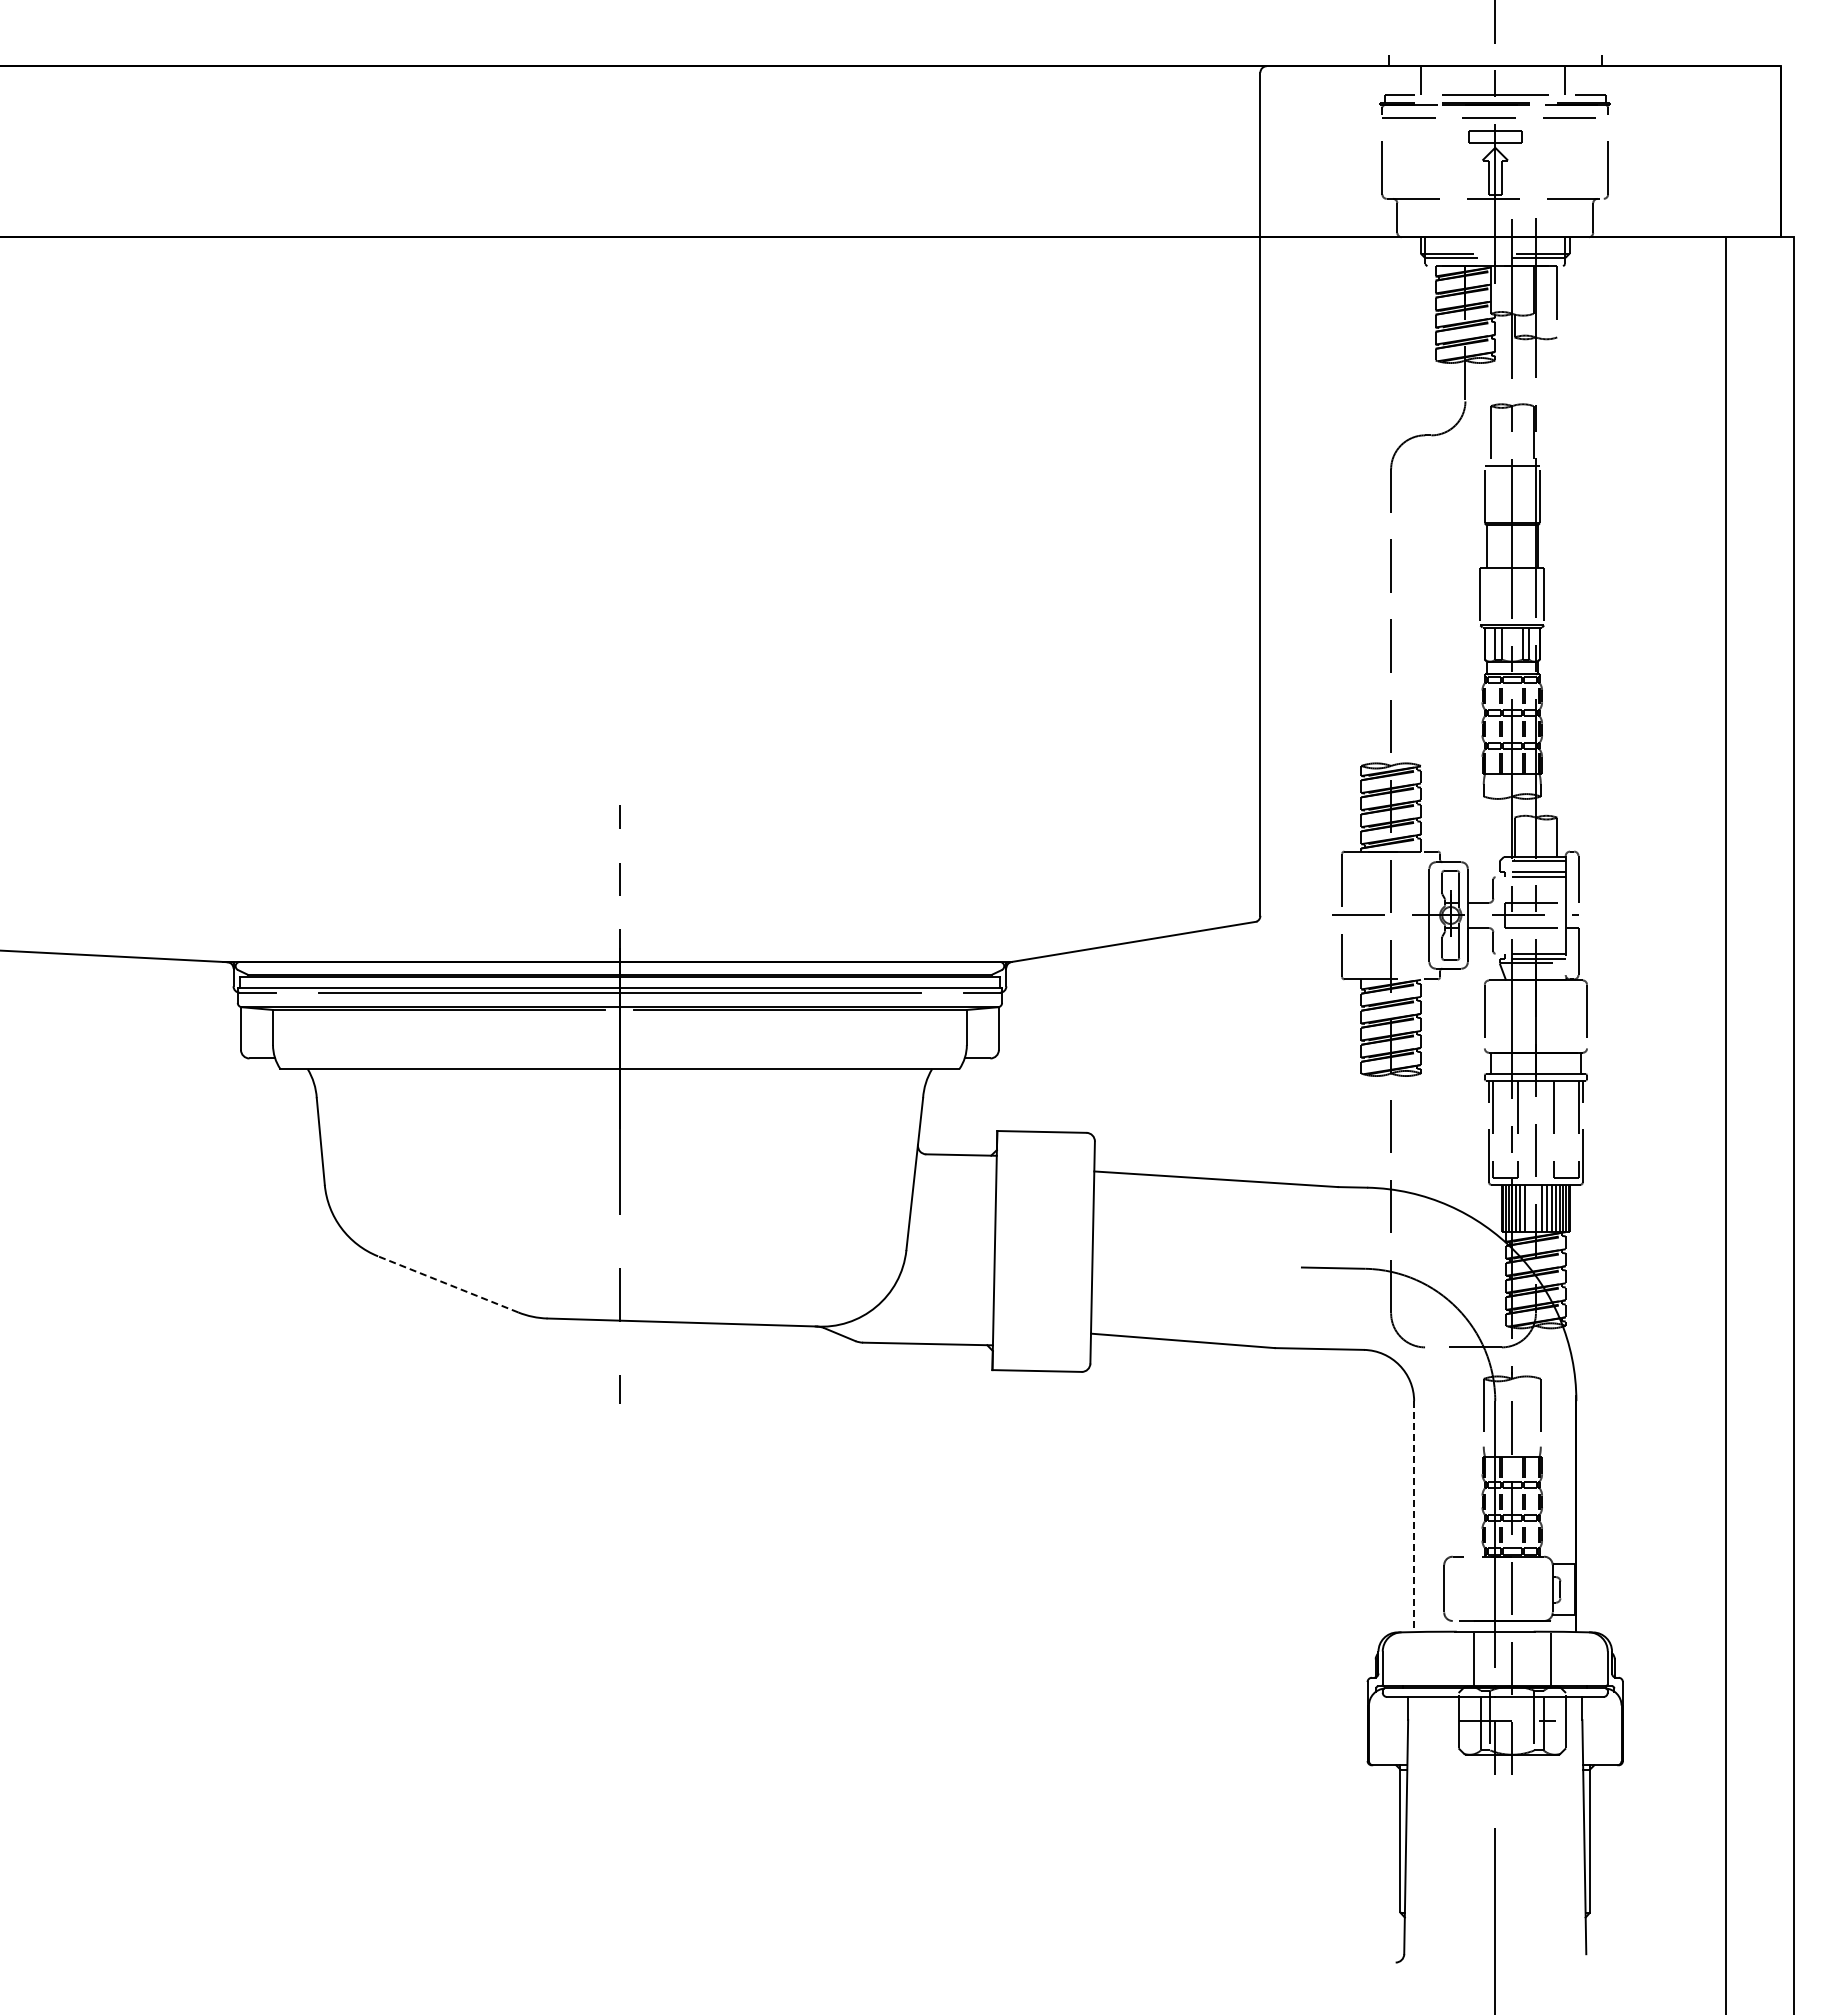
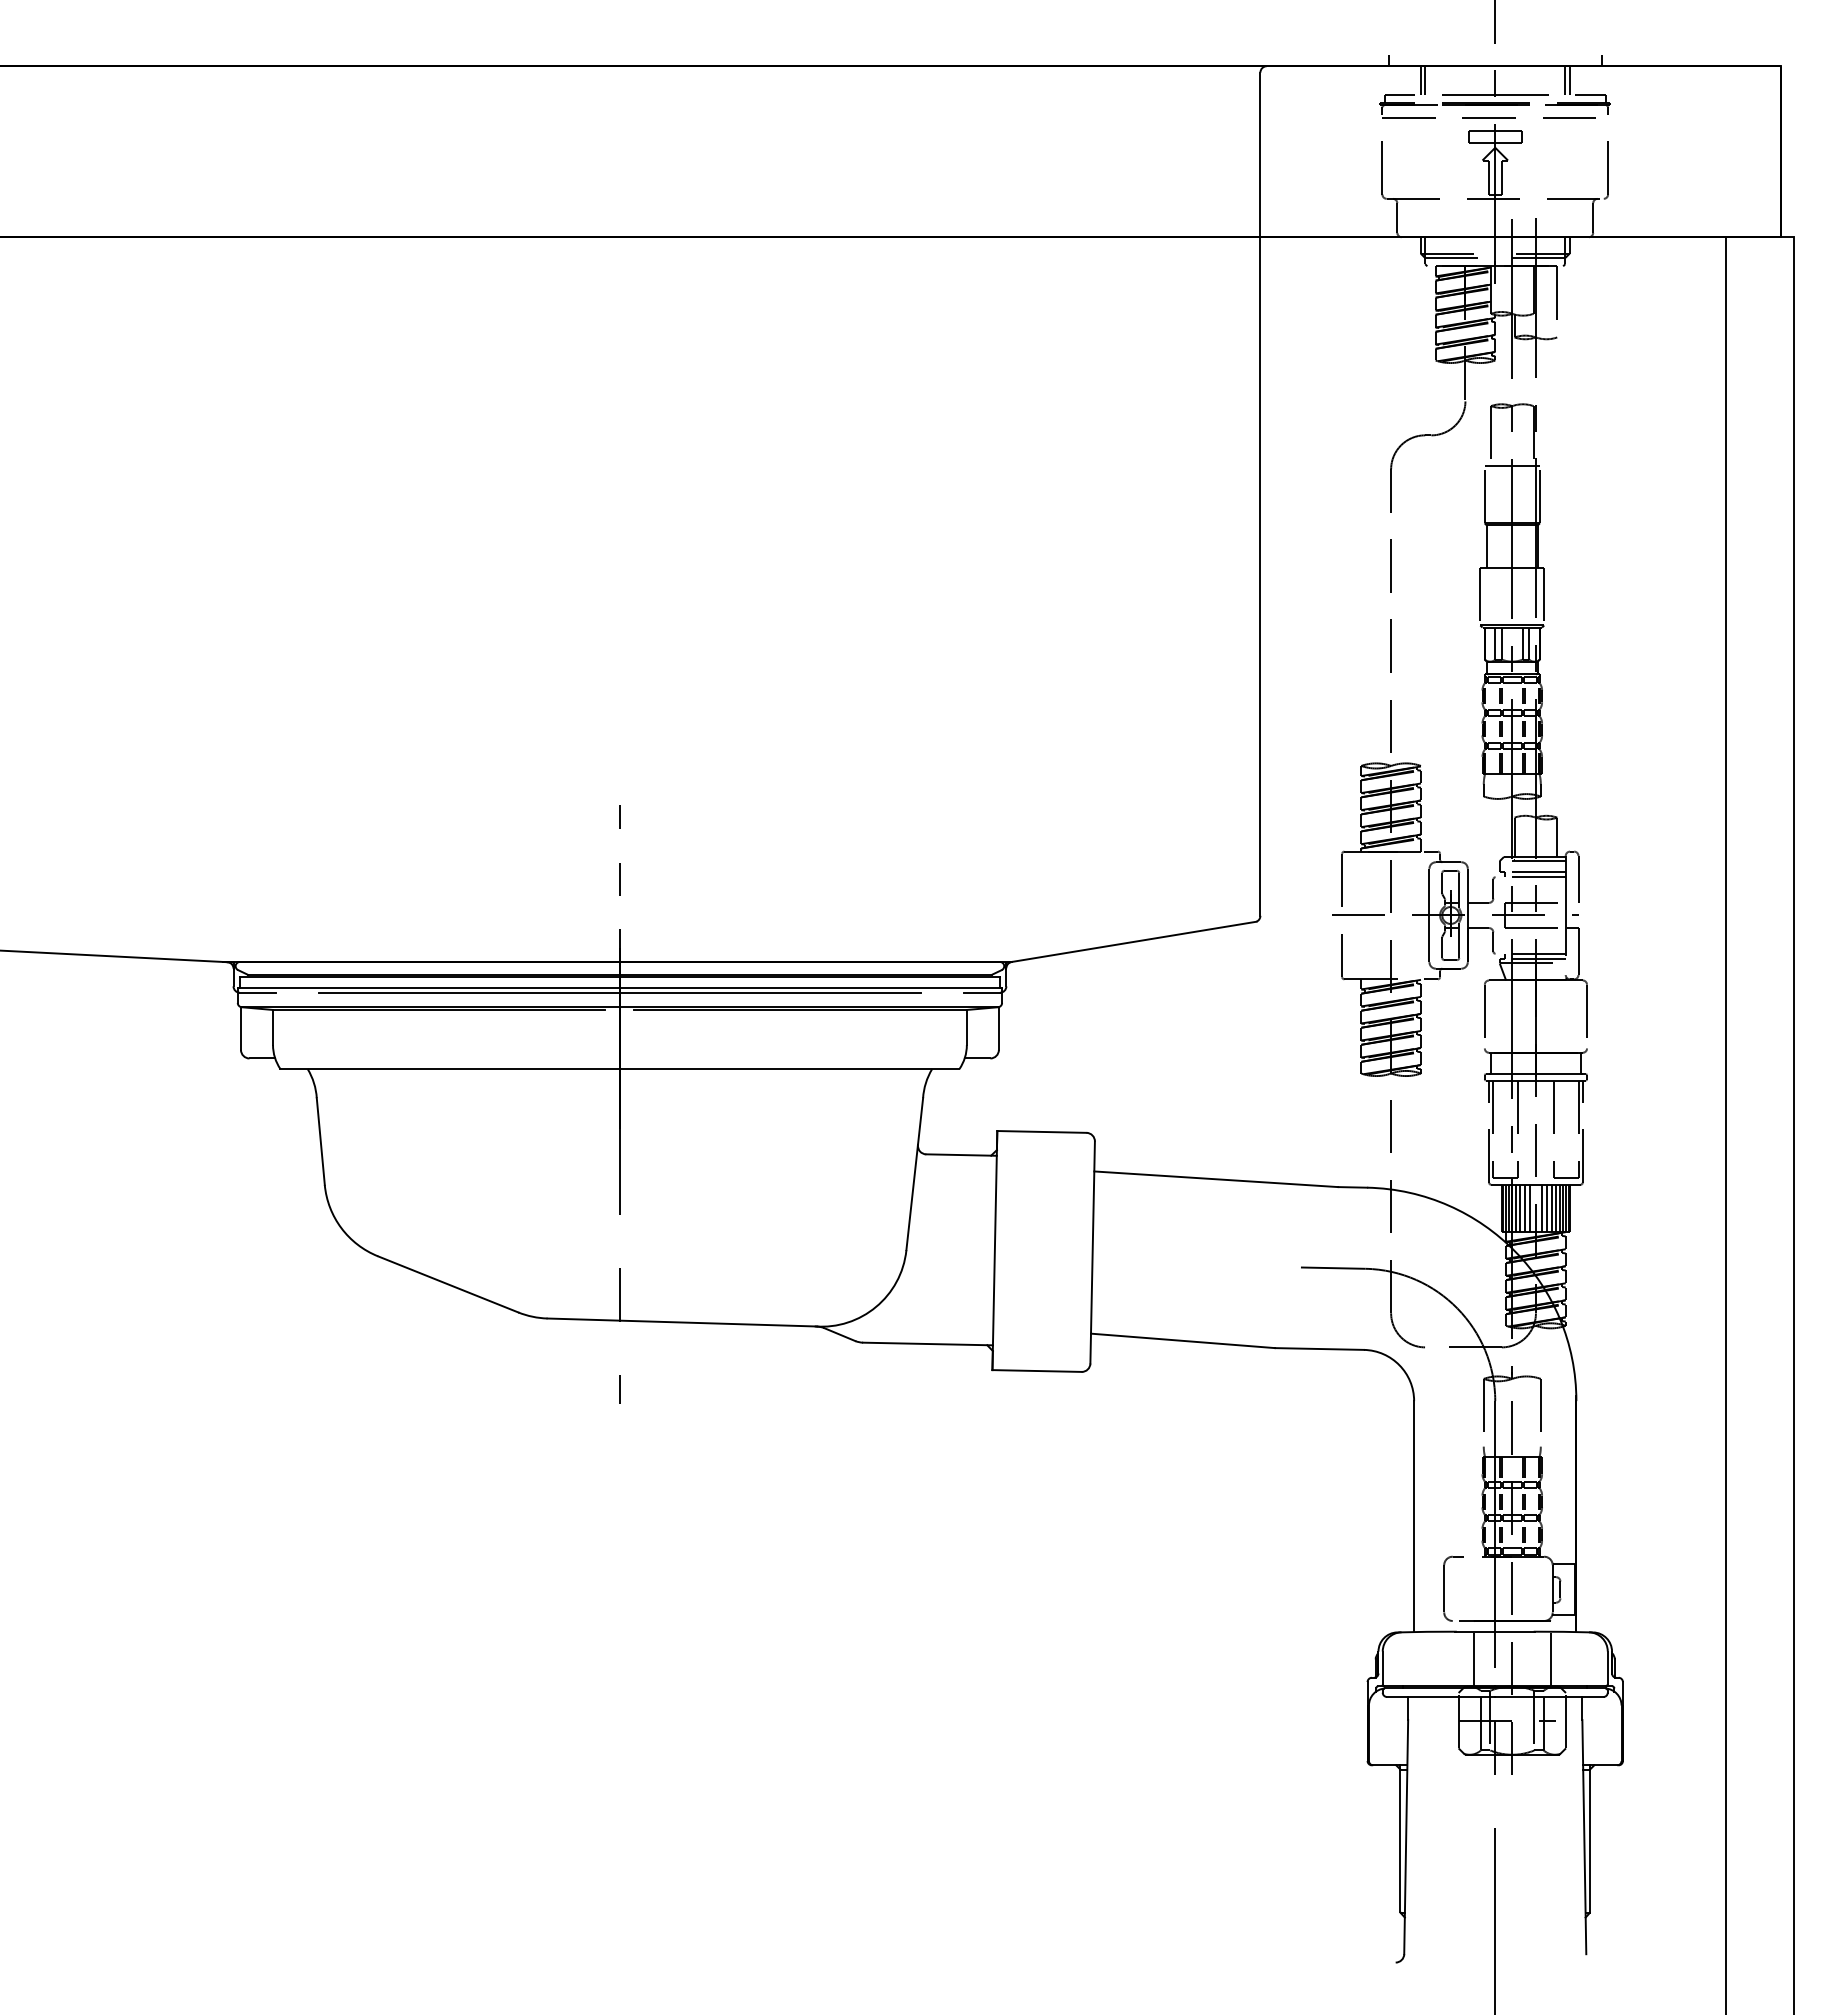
line: none -> present (1425, 80)
line: none -> present (1569, 80)
line: none -> present (1529, 1207)
line: dashed -> solid (448, 1284)
line: dashed -> solid (1414, 1517)
